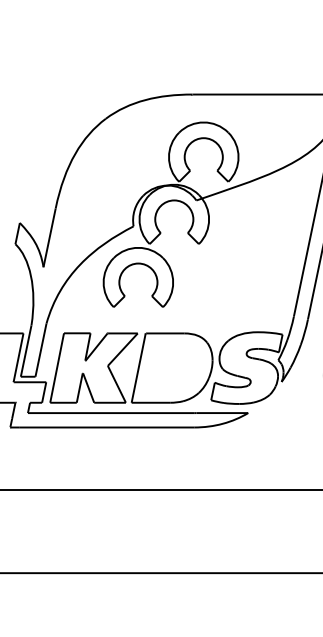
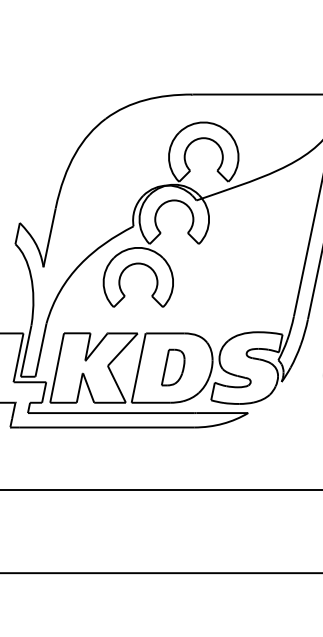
part: none -> present (173, 367)
